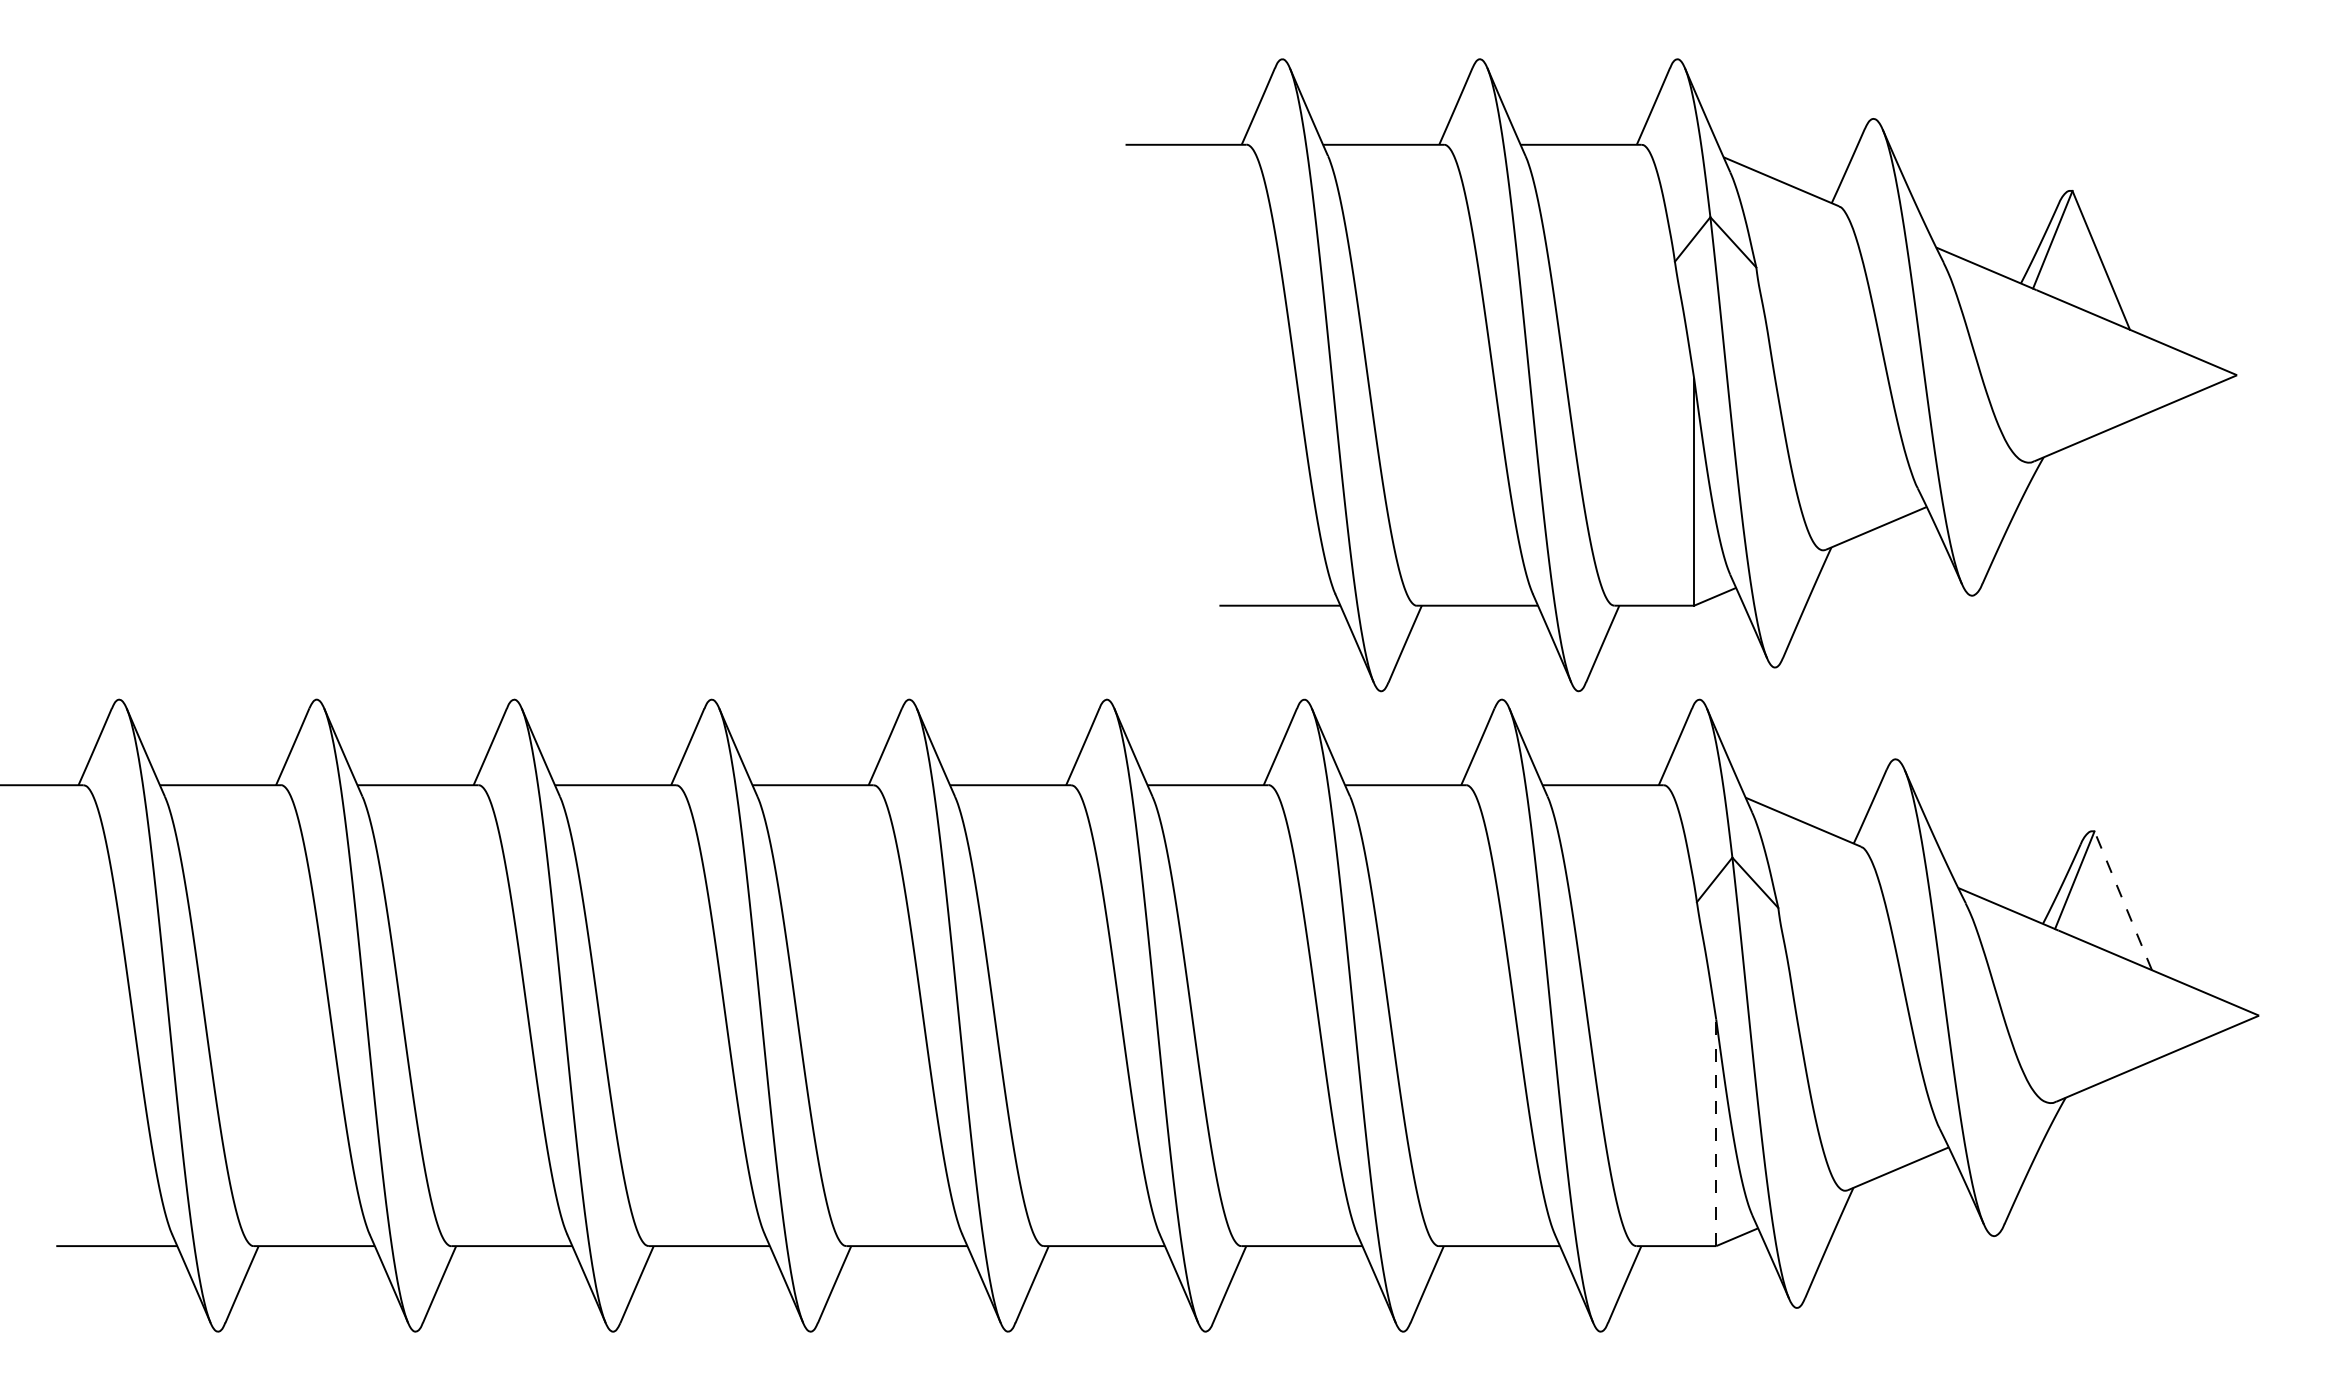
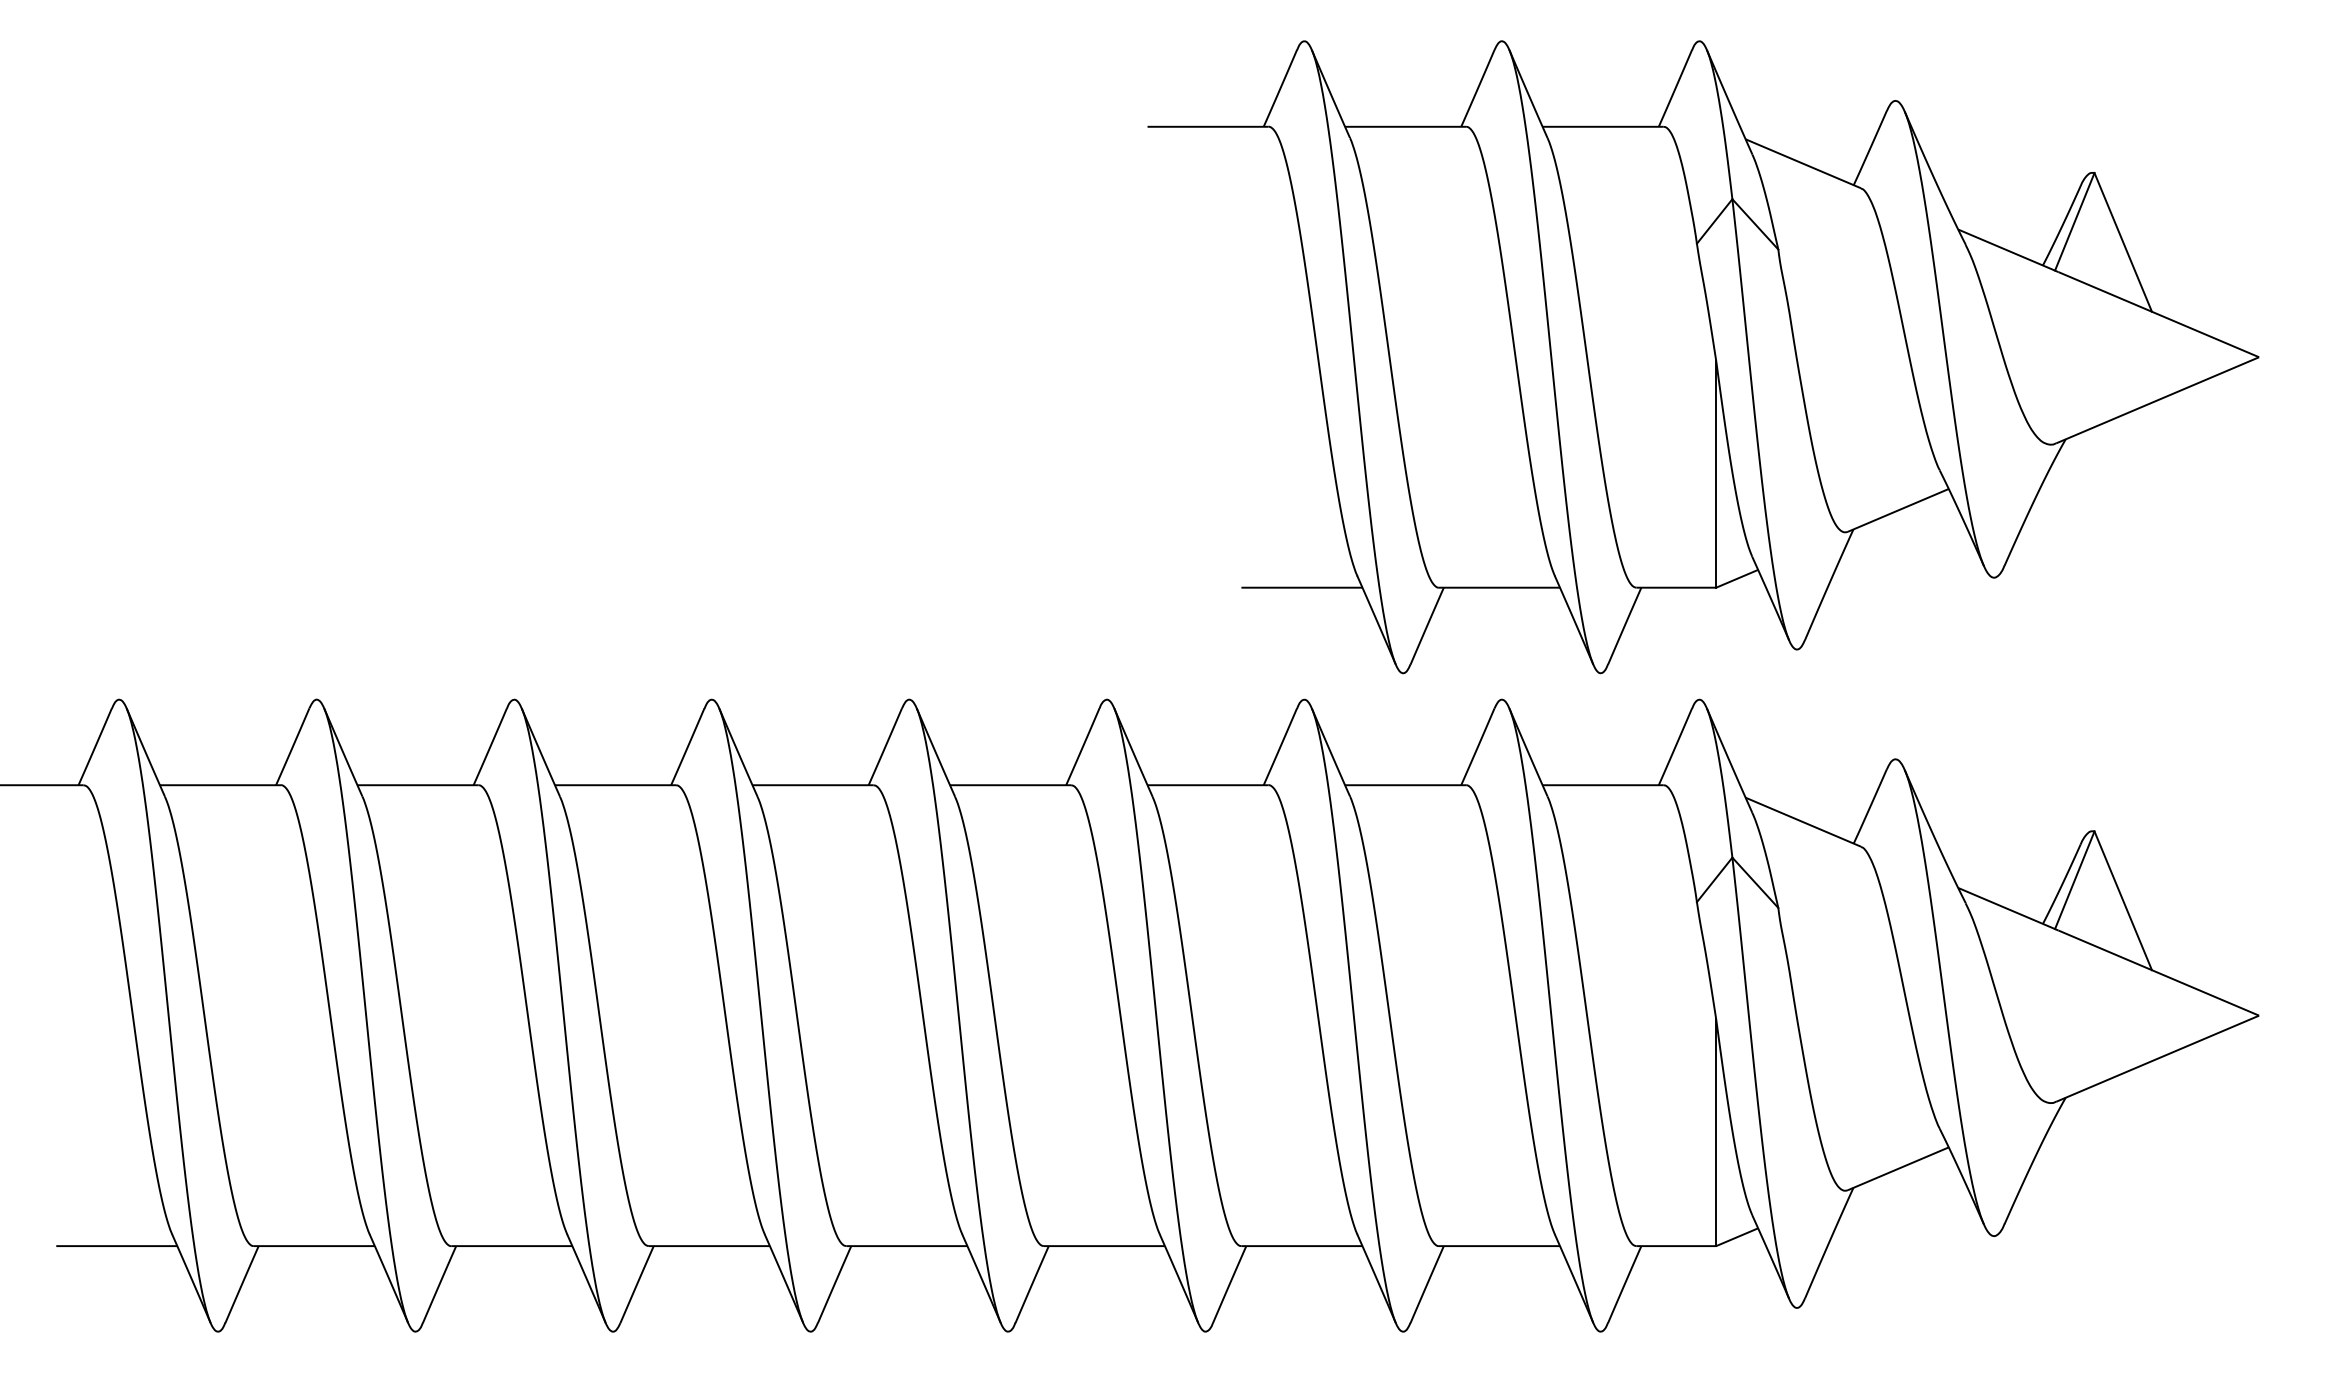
part position: (1681, 375) -> (1703, 357) (1703, 357)
line: dashed -> solid (2123, 900)
line: dashed -> solid (1716, 1132)
